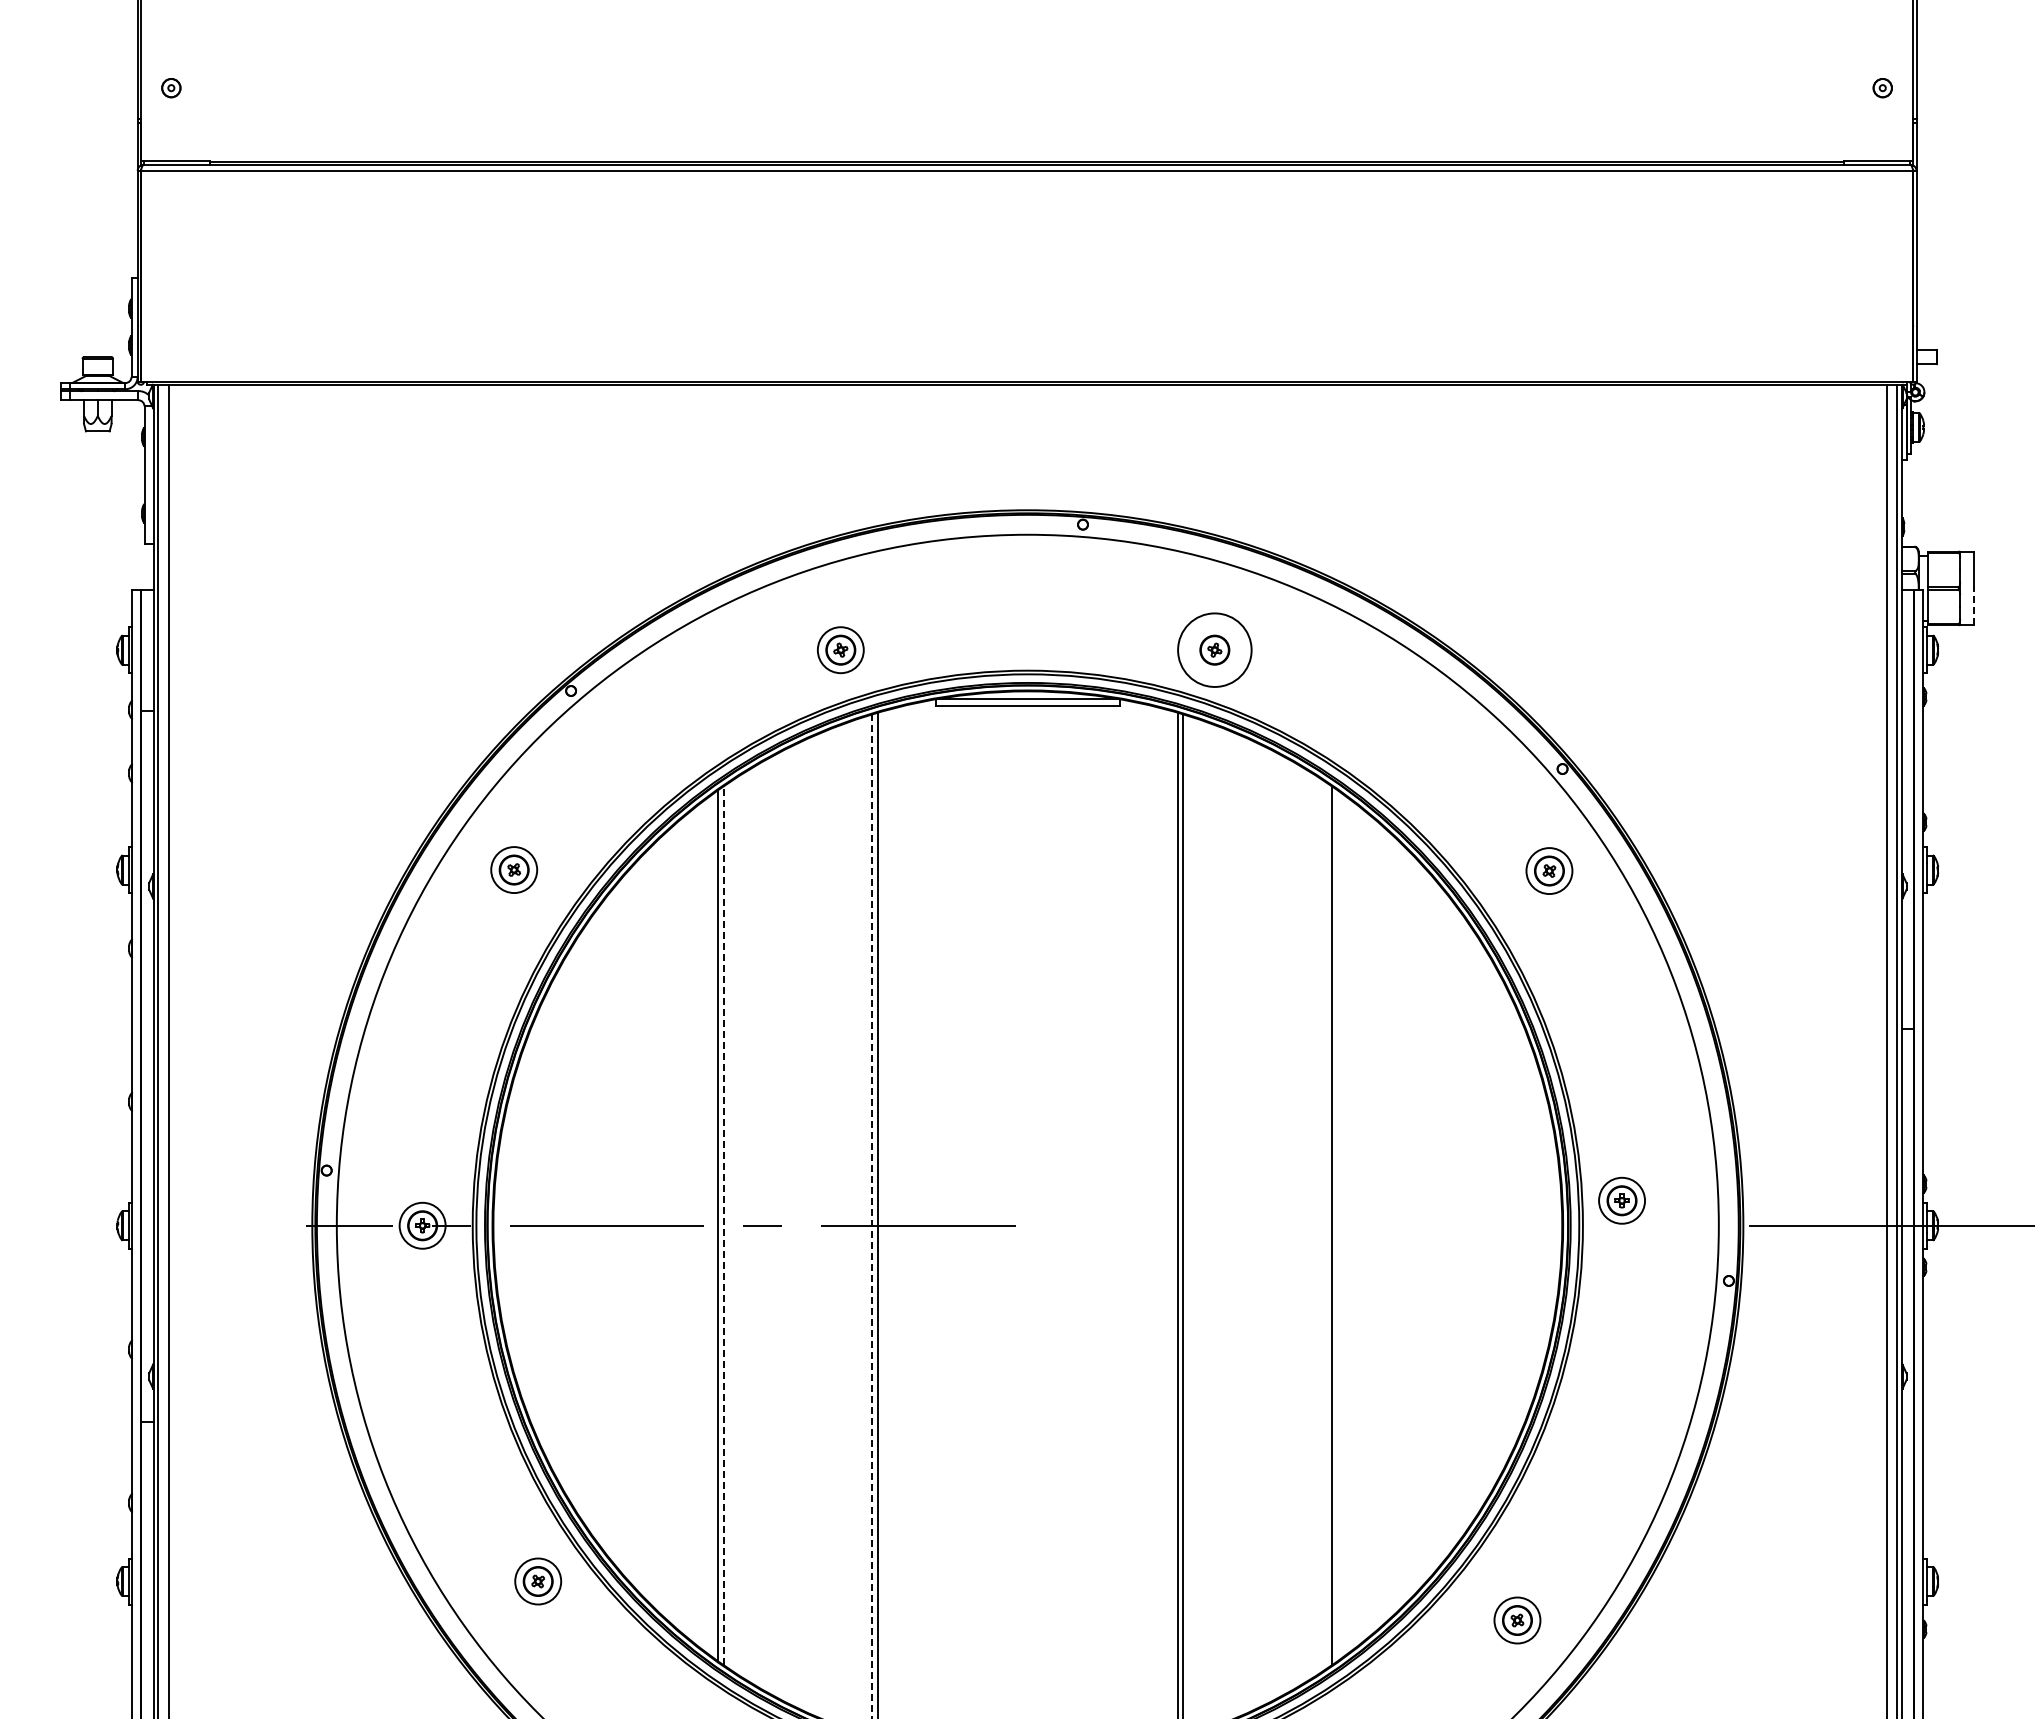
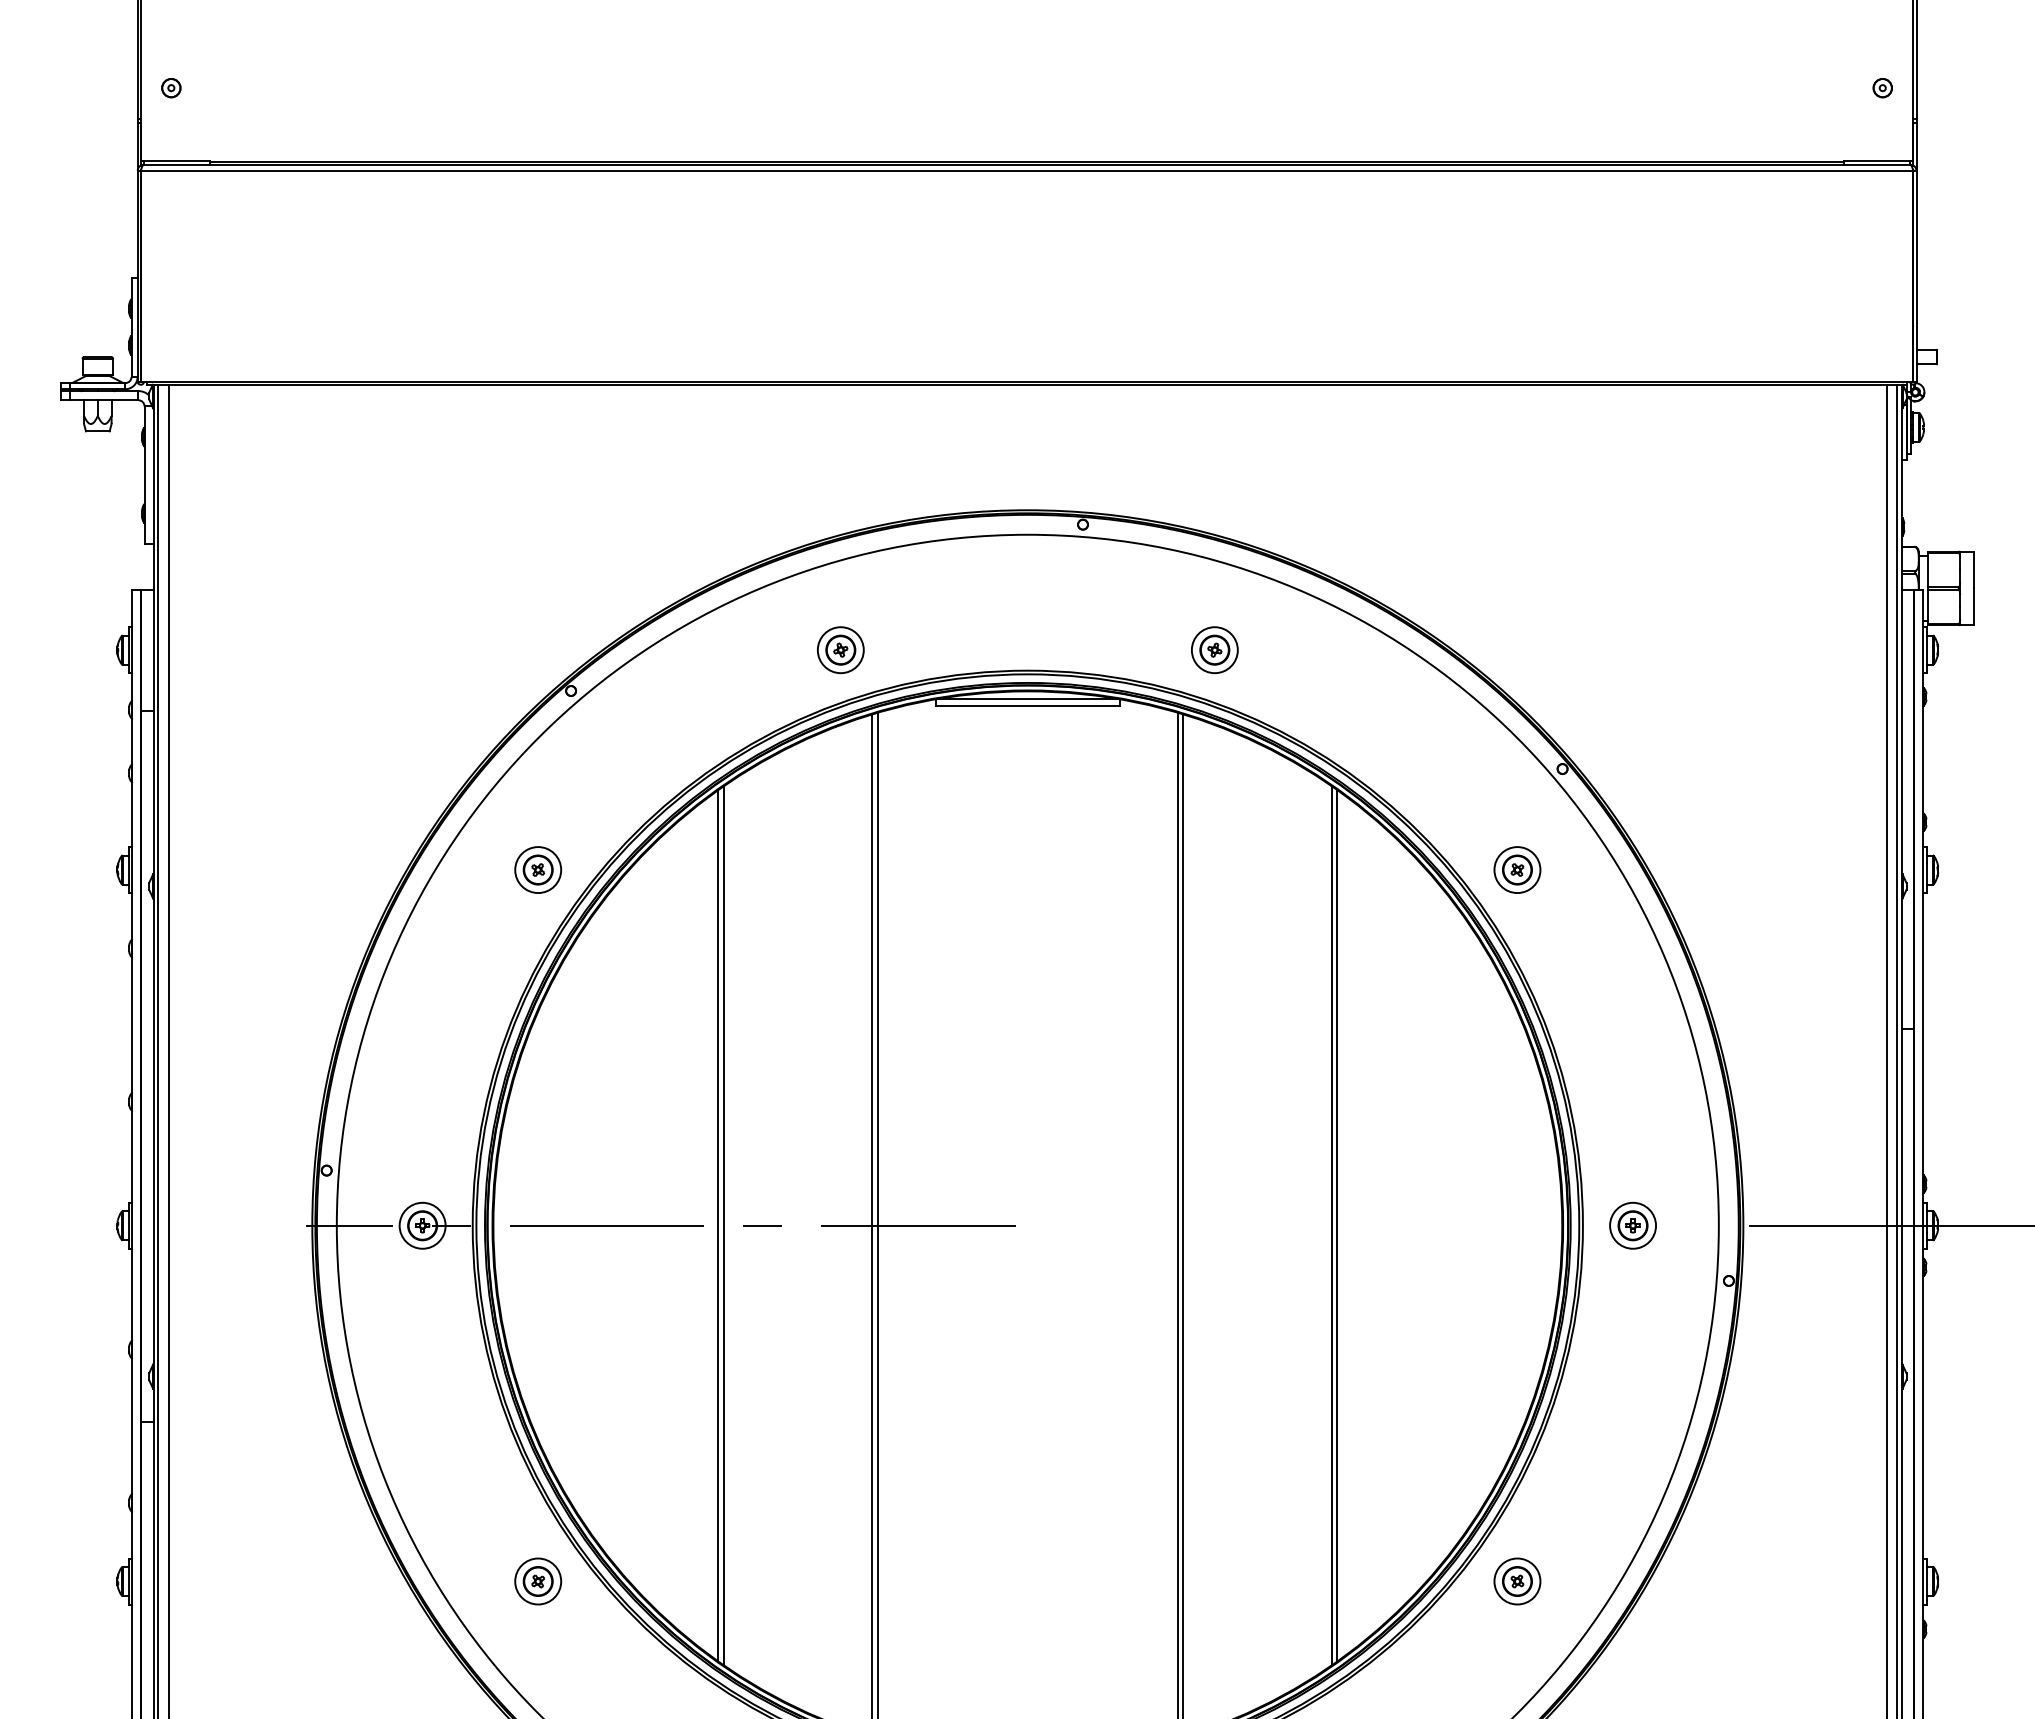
line: dashed -> solid (1973, 606)
circle diameter: 74 px -> 46 px (1214, 650)
part position: (514, 869) -> (538, 869) (538, 869)
part position: (1549, 870) -> (1517, 869) (1517, 869)
part position: (1621, 1200) -> (1632, 1225) (1632, 1225)
line: dashed -> solid (872, 1216)
line: dashed -> solid (723, 1225)
line: none -> present (1337, 1225)
part position: (1517, 1620) -> (1517, 1581) (1517, 1581)
